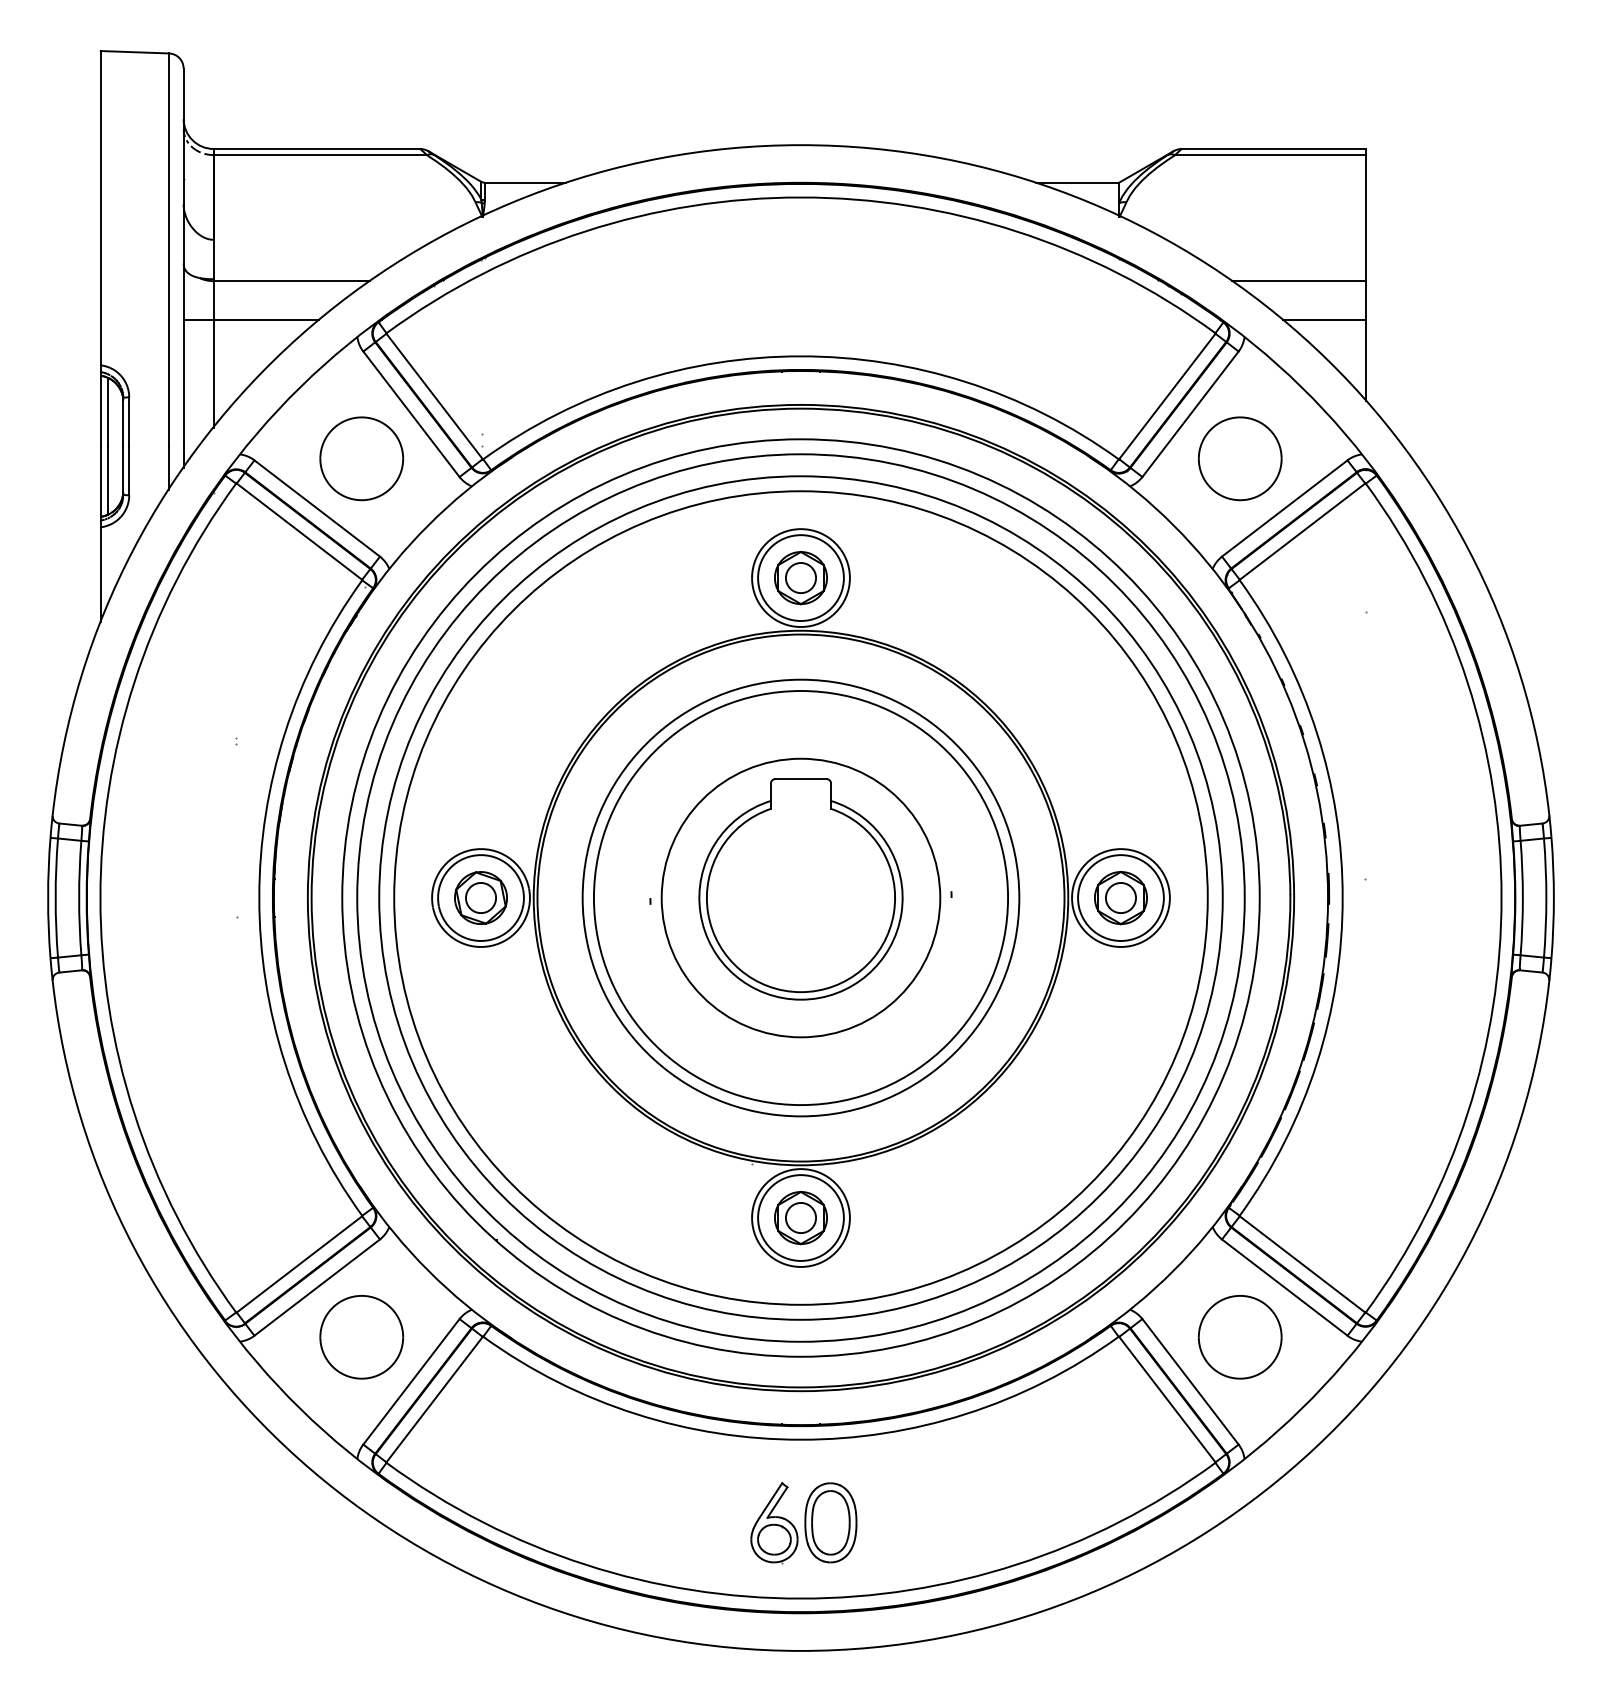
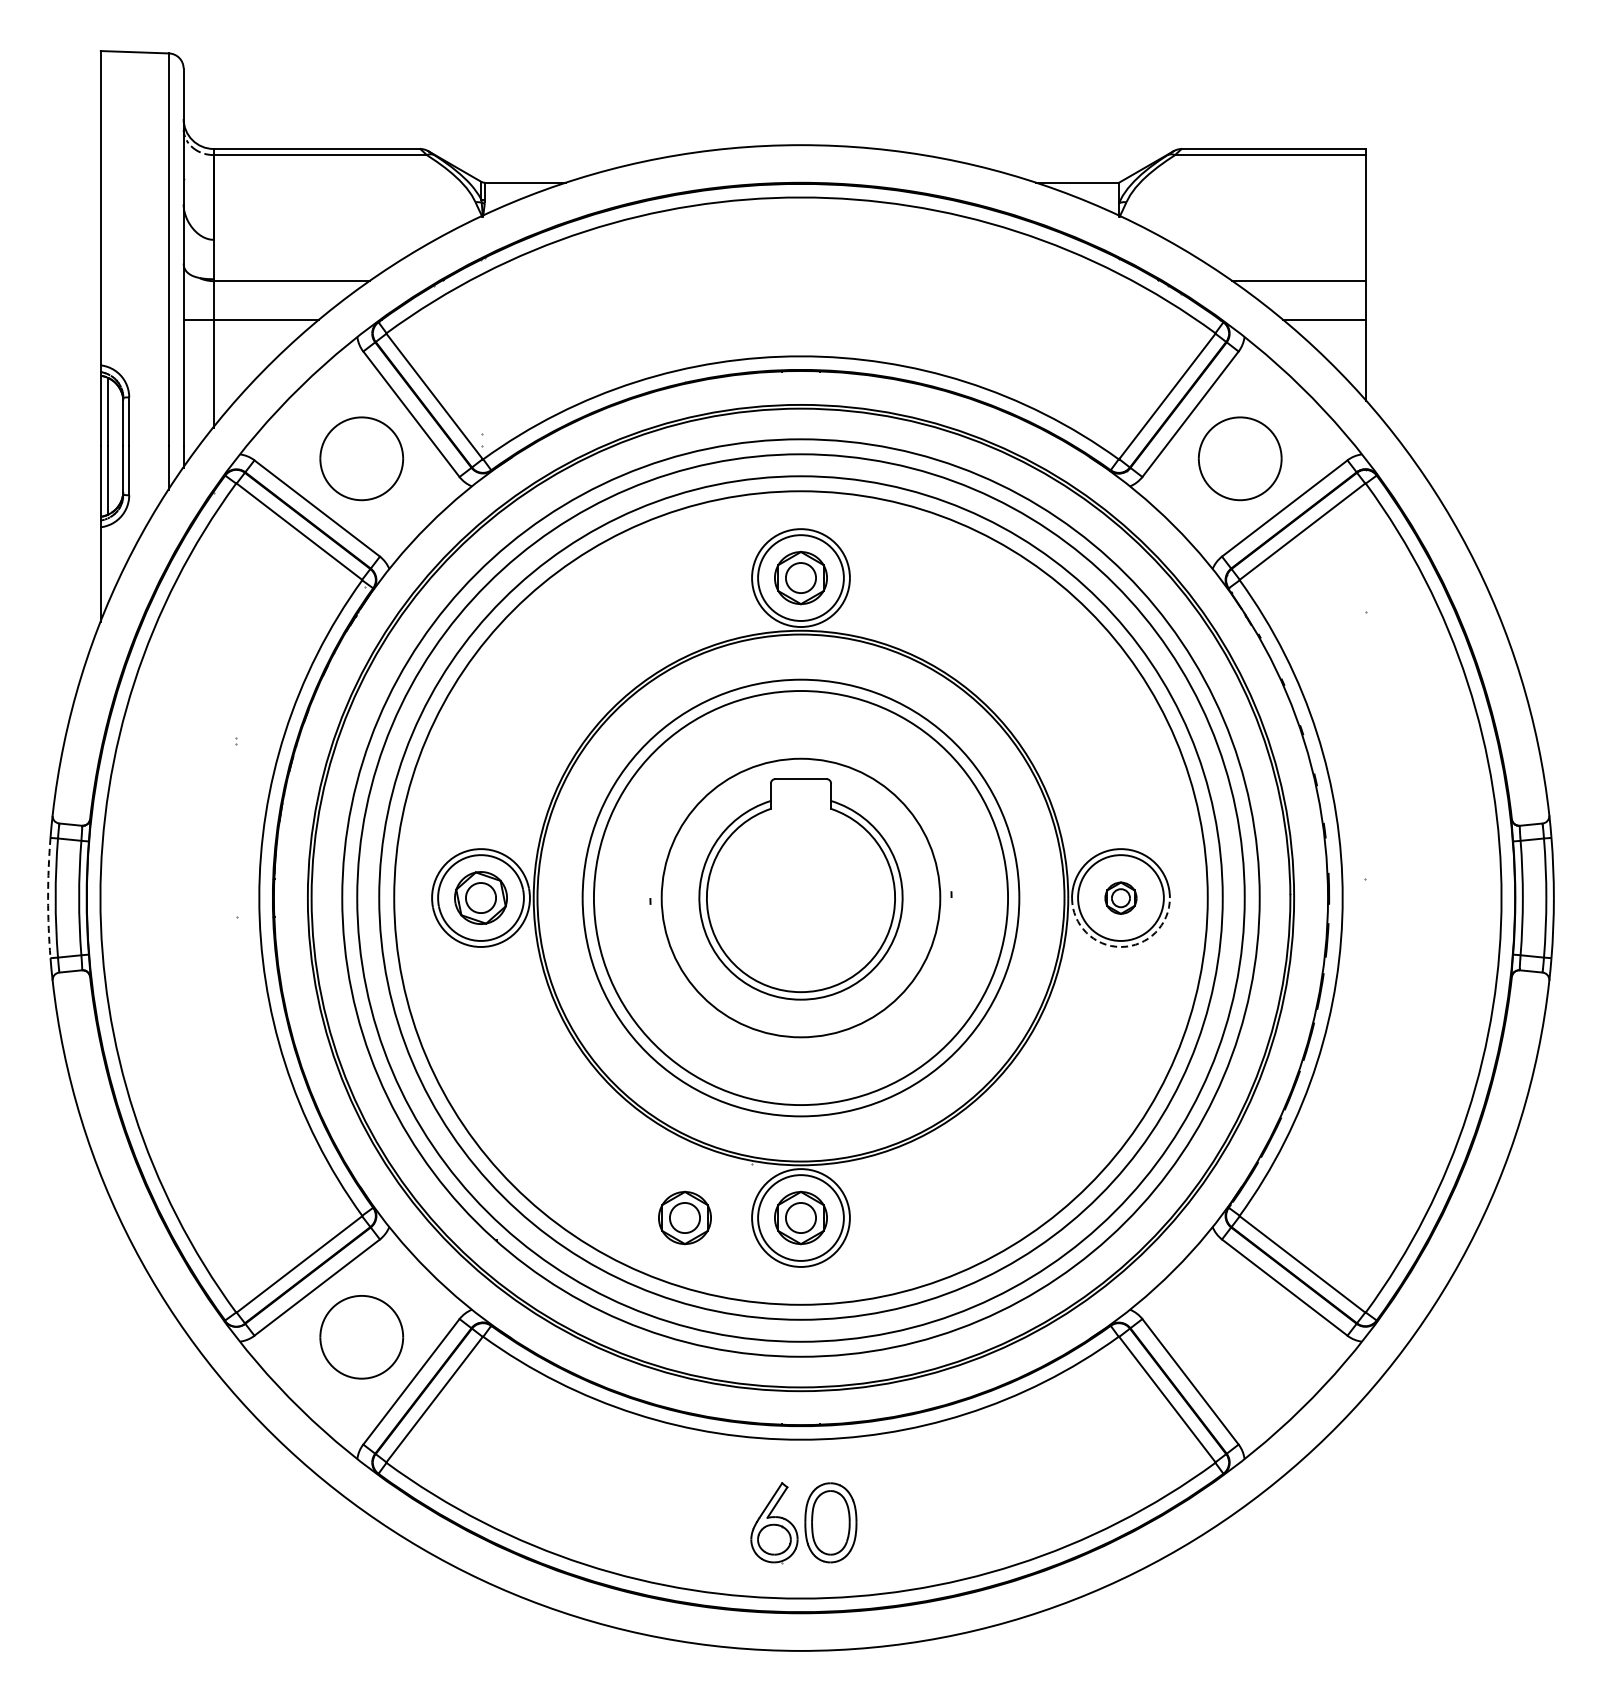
arc: solid -> dashed (48, 898)
part size: 54x55 px -> 34x34 px (1120, 897)
arc: solid -> dashed (1120, 946)
part: none -> present (684, 1217)
part: present -> none (1239, 1337)
